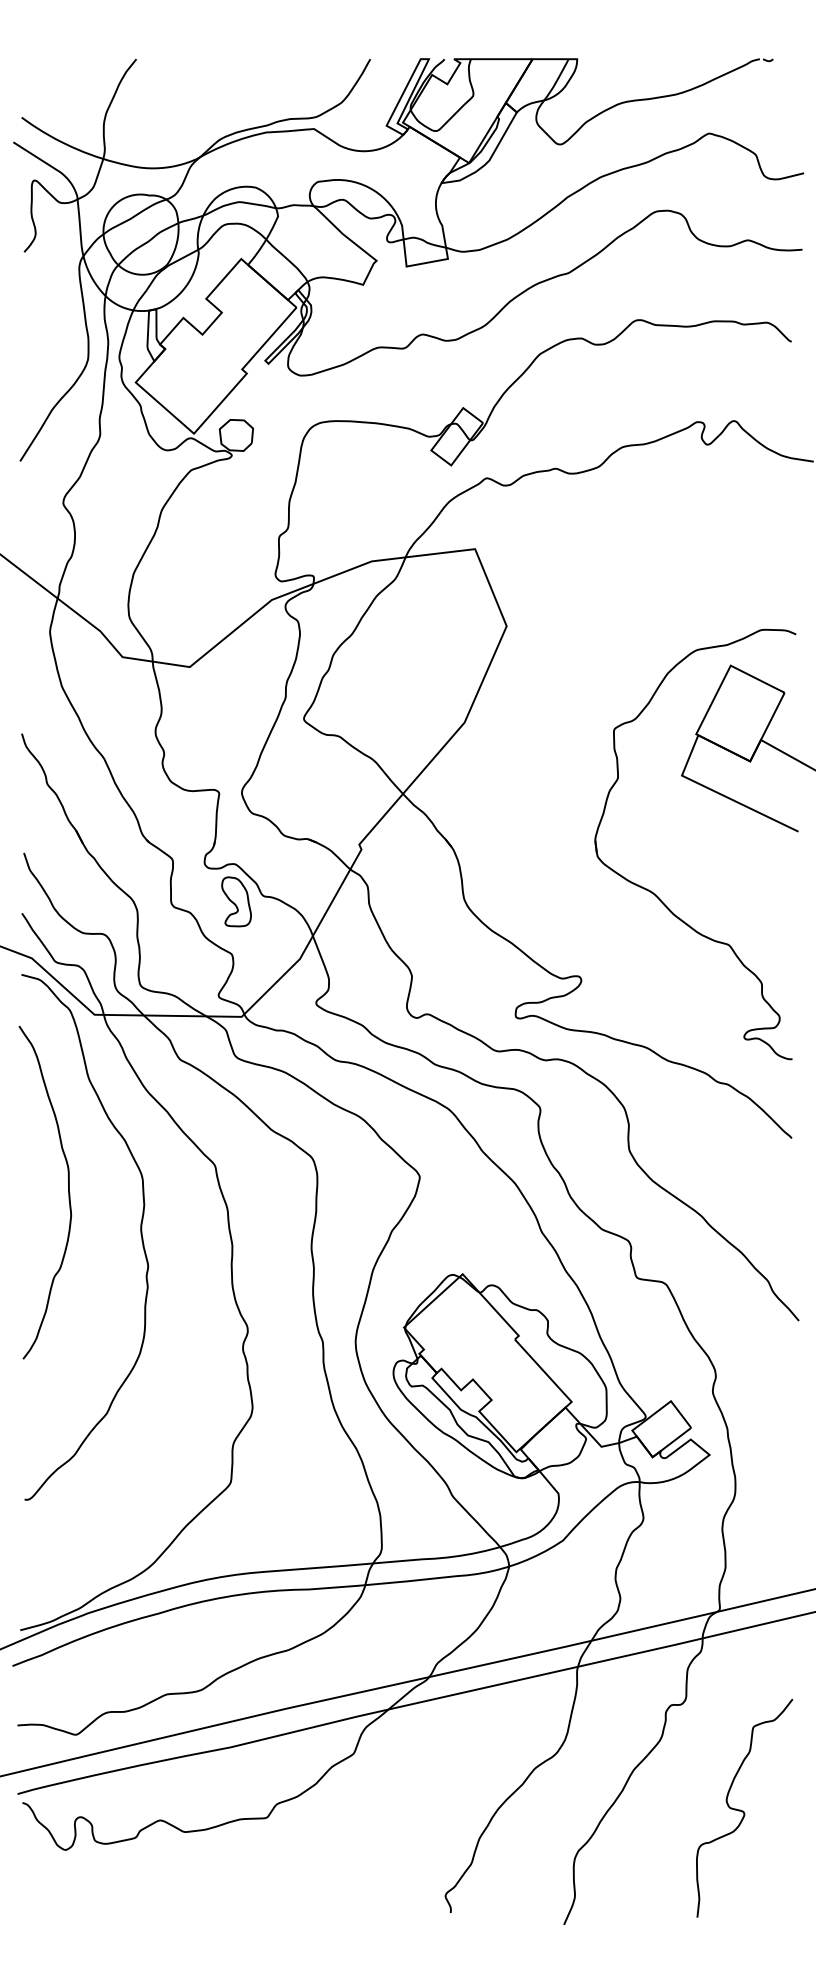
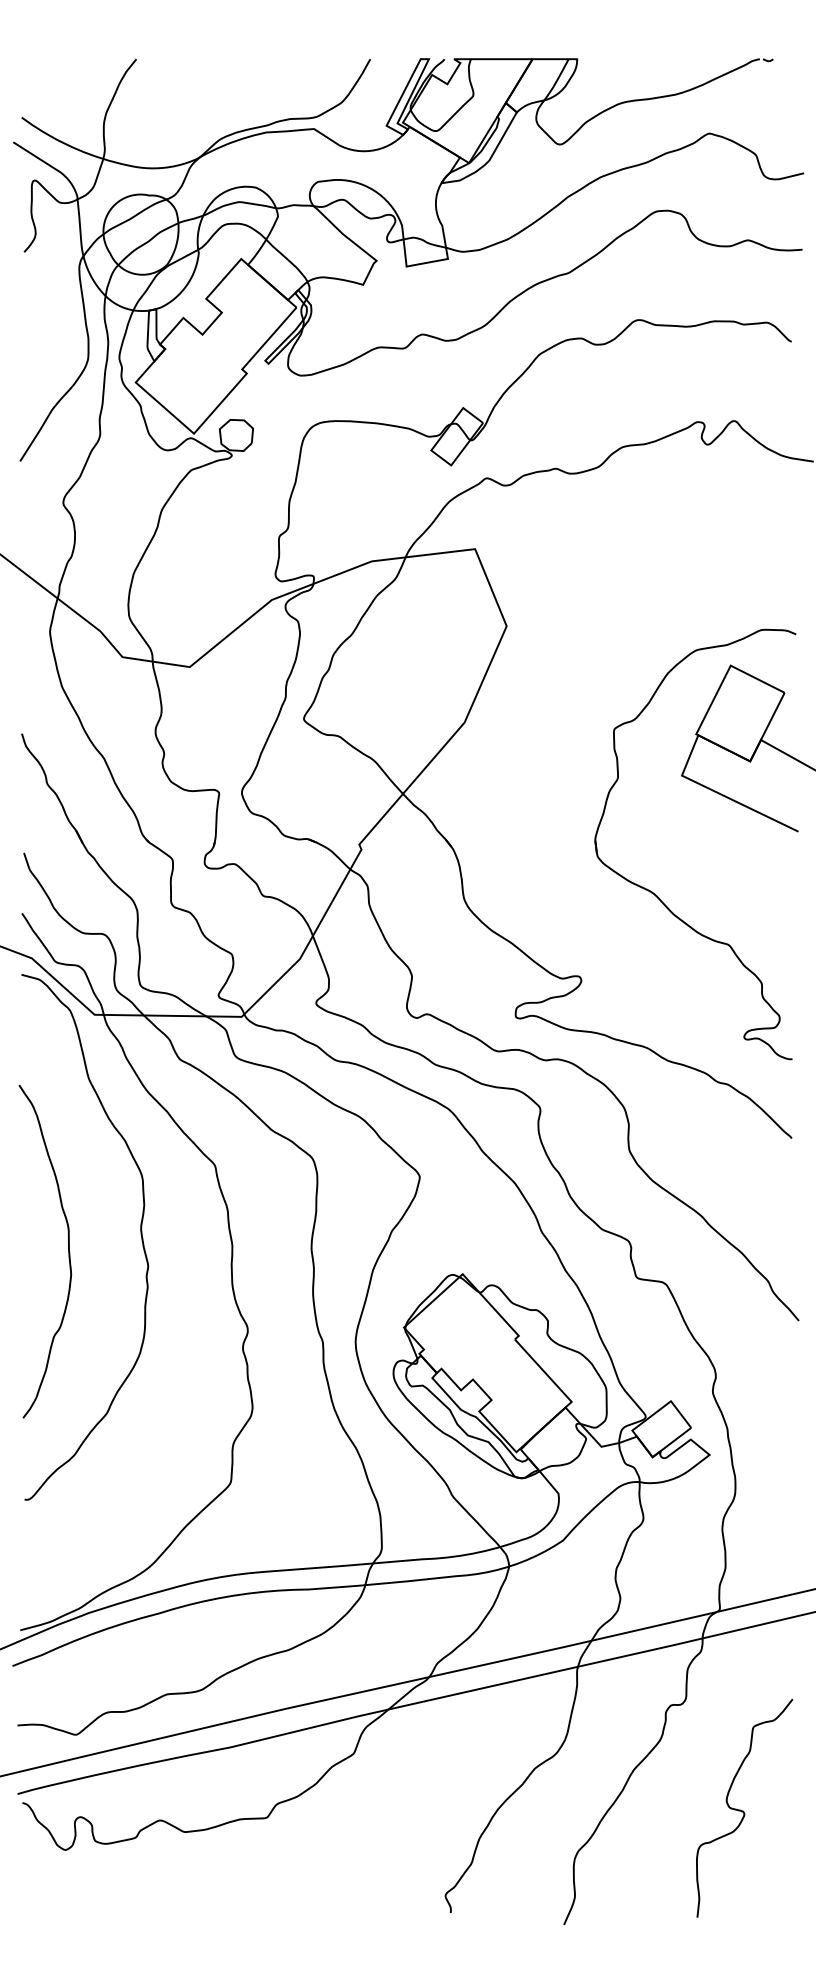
part: present -> none (236, 901)
curve position: (68, 1192) -> (68, 1251) (68, 1251)
